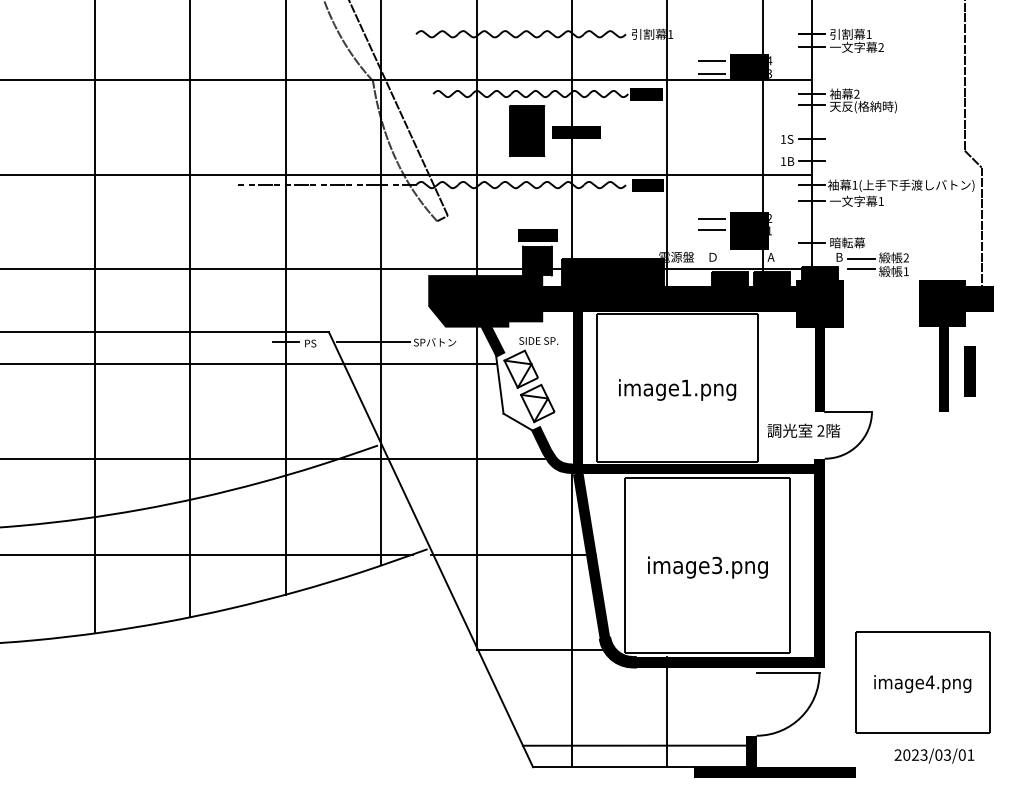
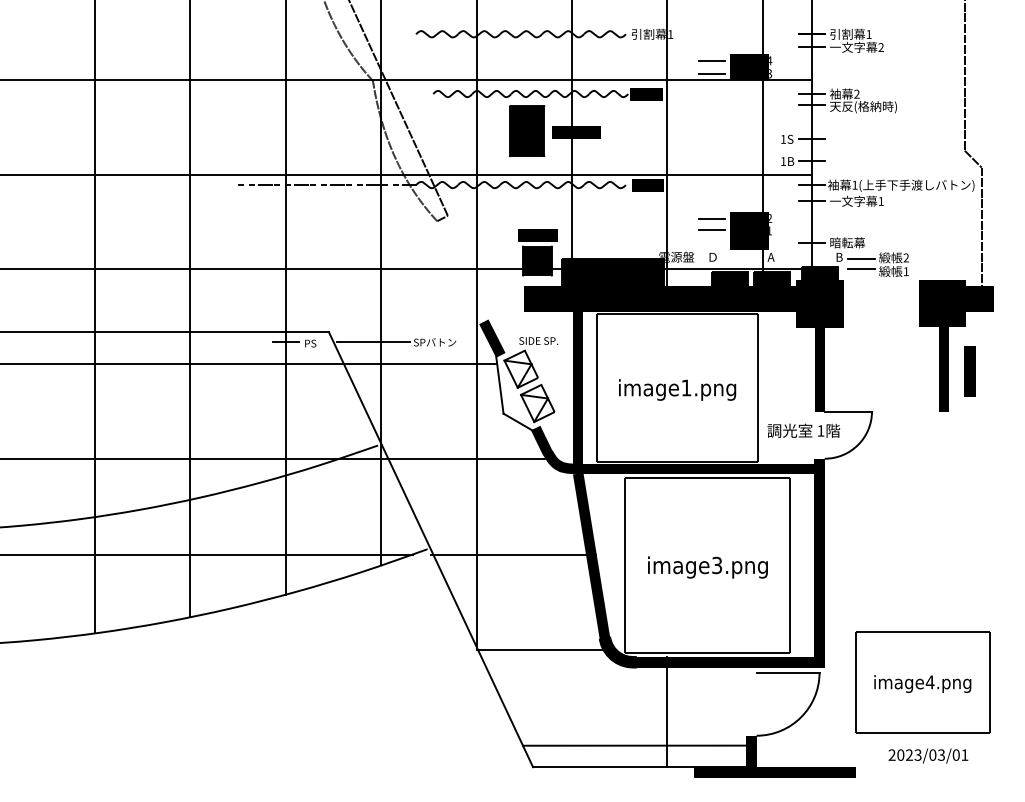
fill: present -> none (485, 301)
text: 2 -> 1 (820, 430)
line: present -> none (571, 616)
text position: (934, 755) -> (928, 755) (928, 755)
